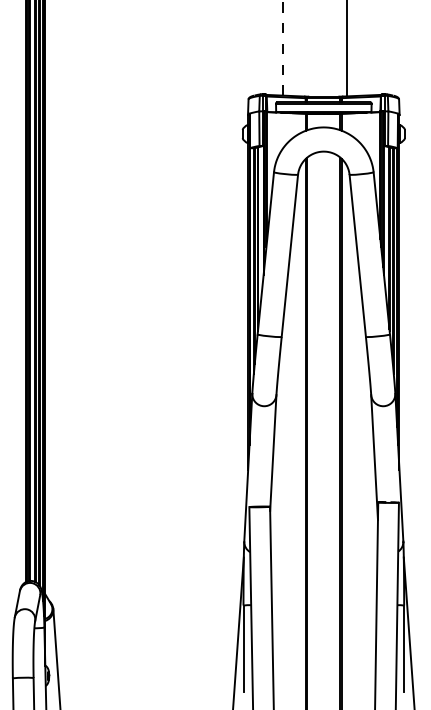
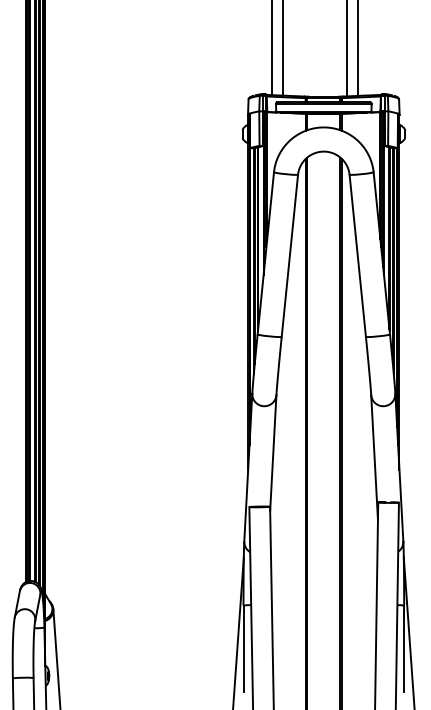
line: dashed -> solid (283, 47)
line: none -> present (272, 48)
line: none -> present (358, 48)
